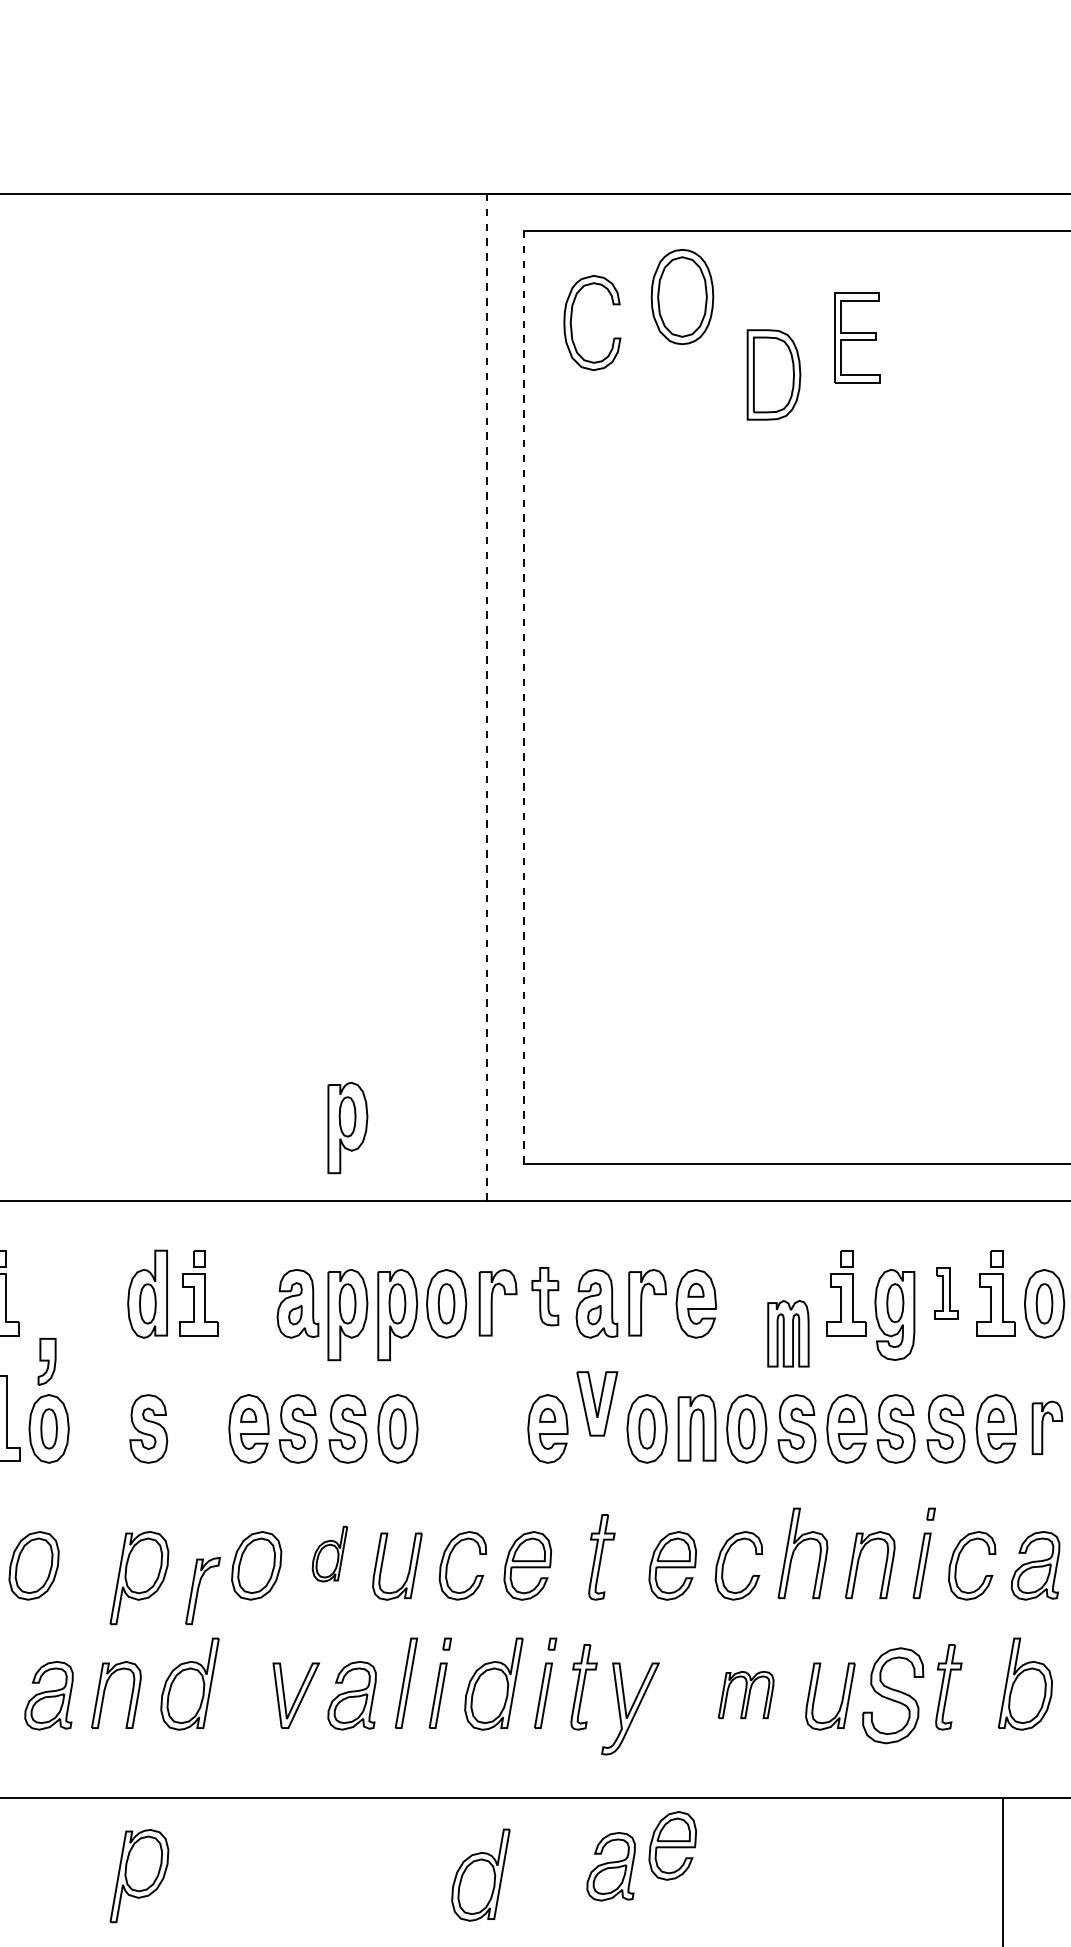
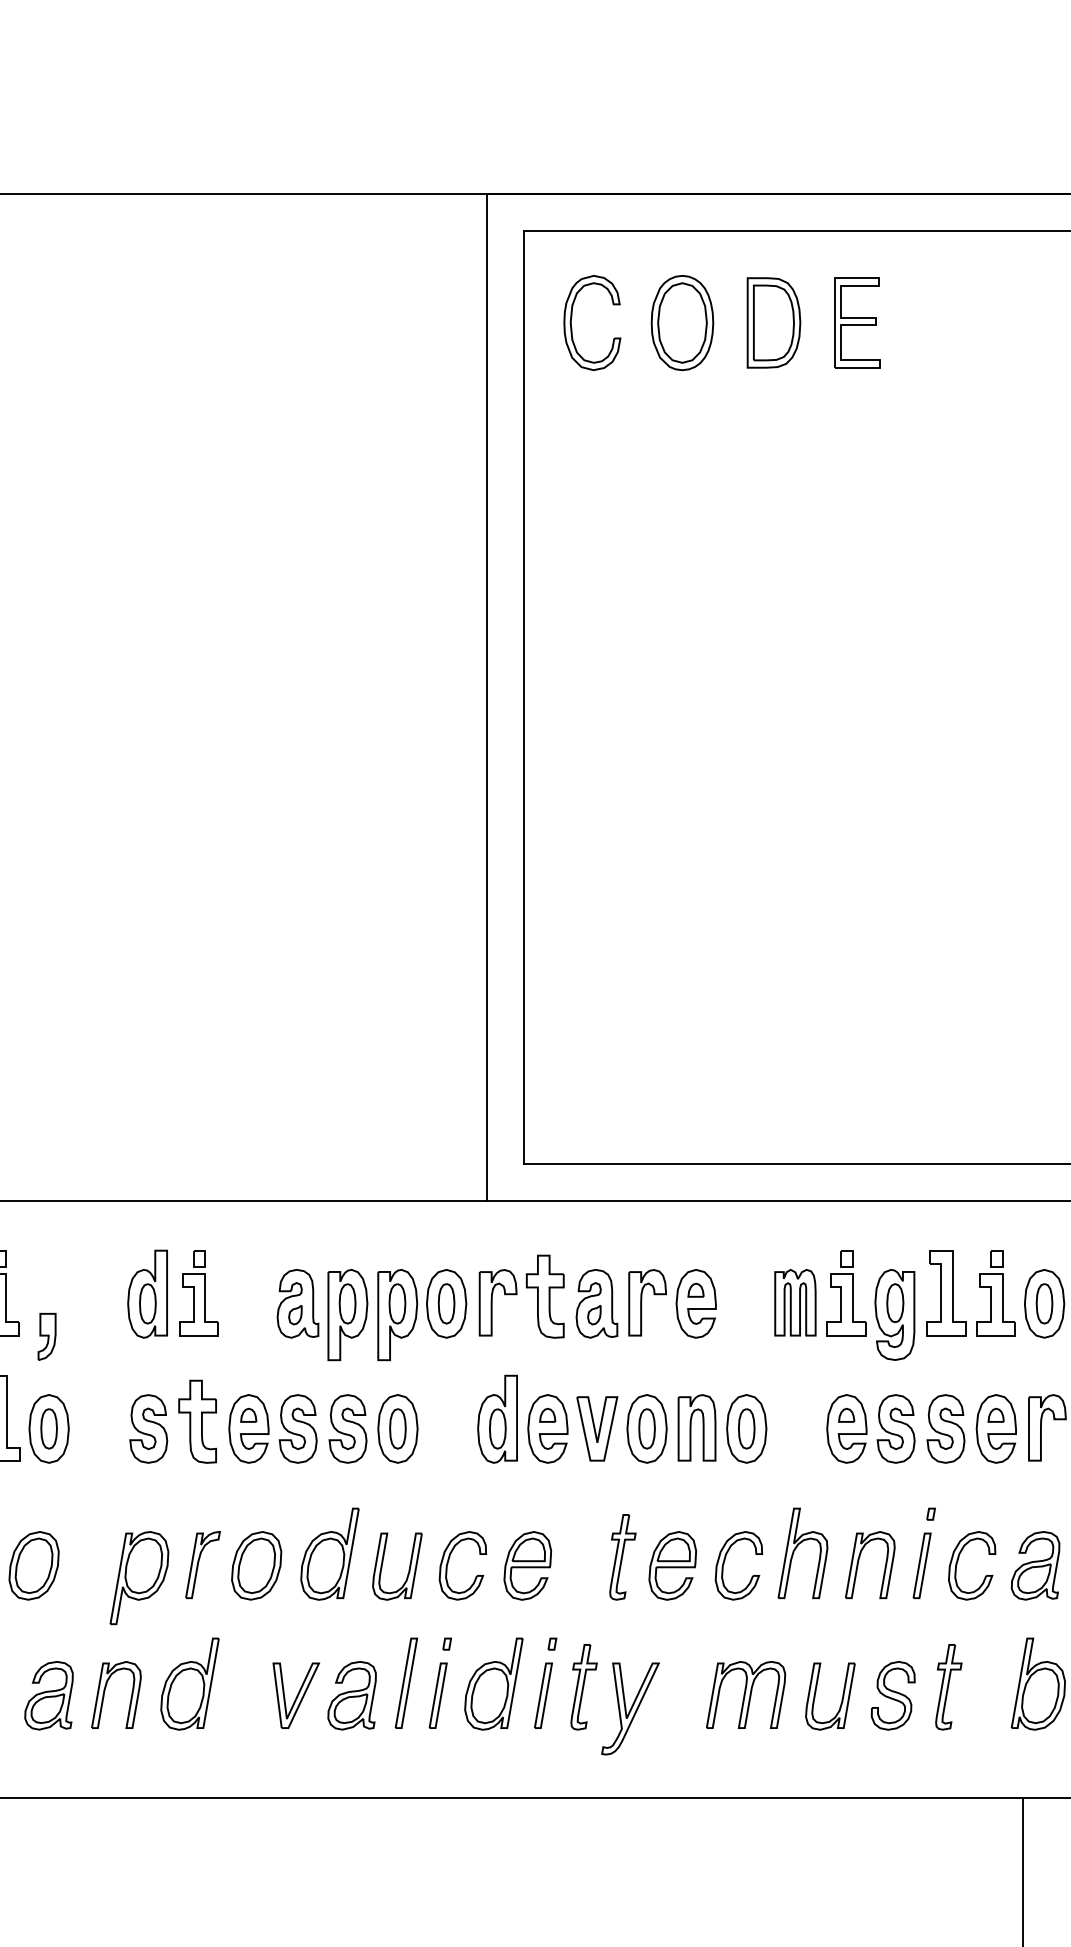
part position: (682, 297) -> (682, 323) (682, 323)
part position: (857, 337) -> (857, 322) (857, 322)
part position: (773, 374) -> (773, 322) (773, 322)
line: dashed -> solid (524, 696)
line: dashed -> solid (486, 697)
part: present -> none (347, 1128)
part size: 25x53 px -> 41x87 px (946, 1293)
part size: 29x60 px -> 39x85 px (545, 1296)
part position: (788, 1333) -> (795, 1302) (795, 1302)
part position: (46, 1361) -> (46, 1336) (46, 1336)
part position: (597, 1403) -> (597, 1428) (597, 1428)
part: none -> present (497, 1418)
part: none -> present (197, 1421)
part size: 33x55 px -> 39x68 px (1047, 1427)
part: present -> none (796, 1428)
part size: 38x58 px -> 60x94 px (329, 1553)
part position: (601, 1557) -> (622, 1557) (622, 1557)
part position: (202, 1591) -> (202, 1565) (202, 1565)
part position: (1024, 1683) -> (1037, 1683) (1037, 1683)
part size: 58x49 px -> 81x68 px (746, 1694)
part size: 63x98 px -> 45x70 px (893, 1695)
part: present -> none (672, 1845)
part: present -> none (610, 1866)
line position: (1003, 1870) -> (1023, 1870) (1023, 1870)
part: present -> none (480, 1874)
part: present -> none (139, 1876)
